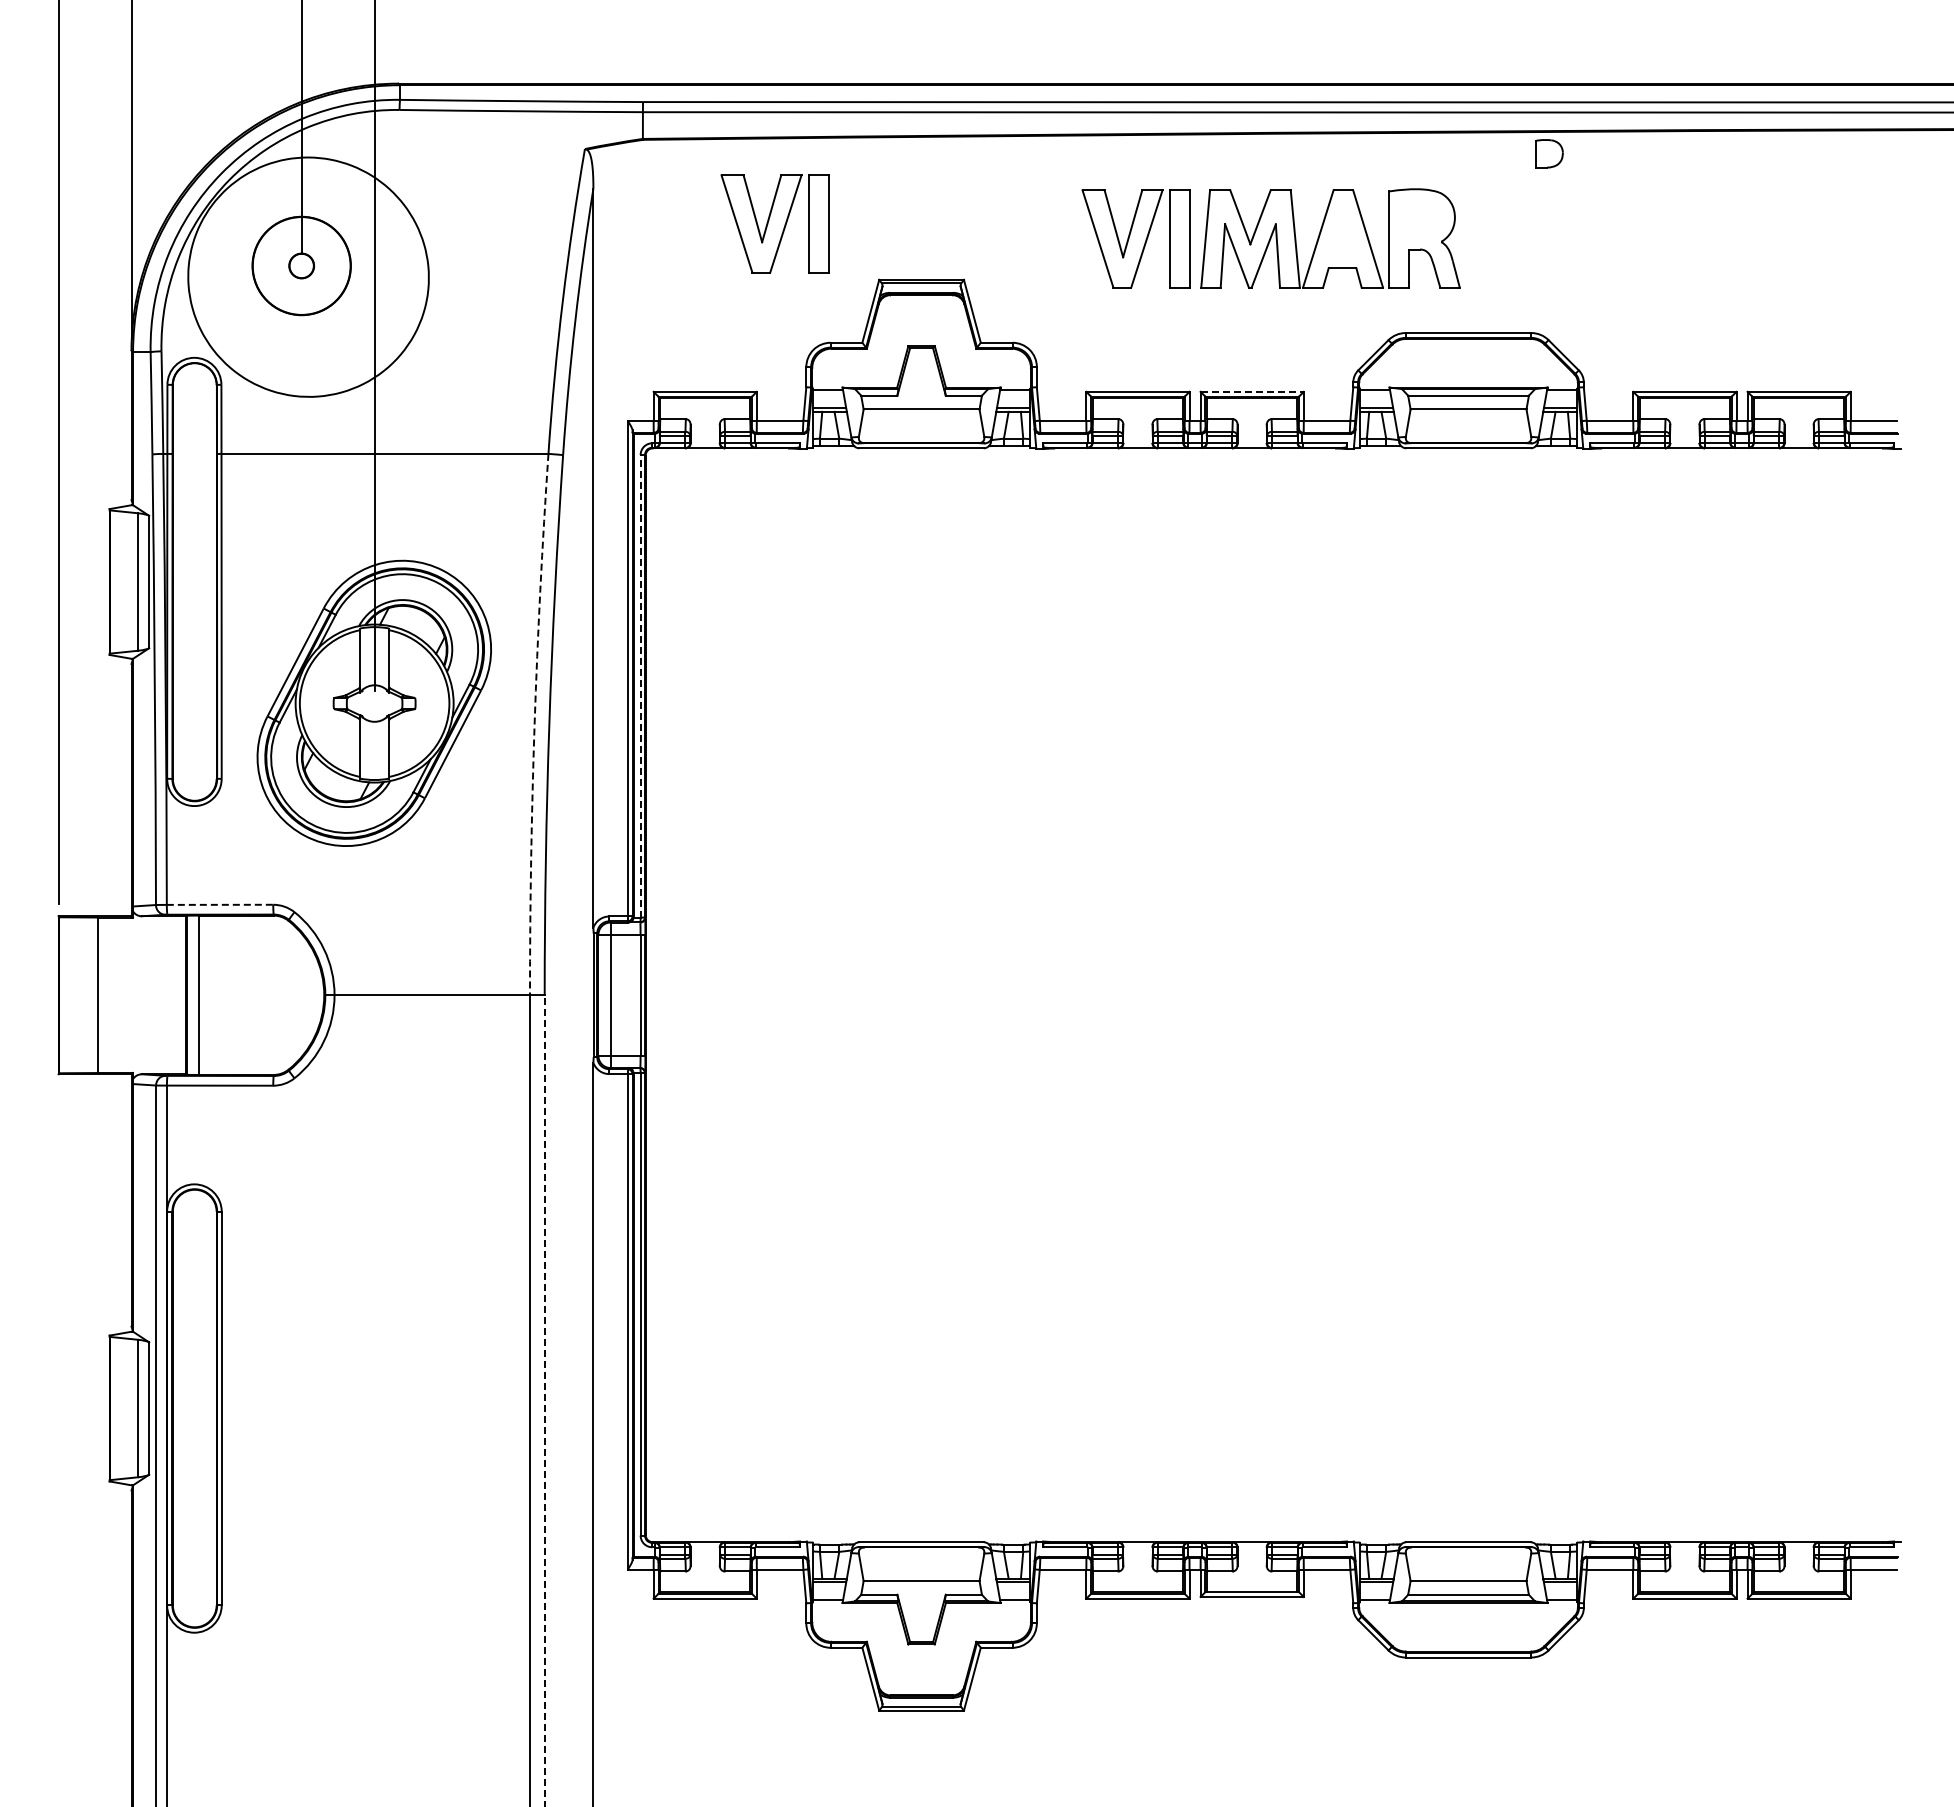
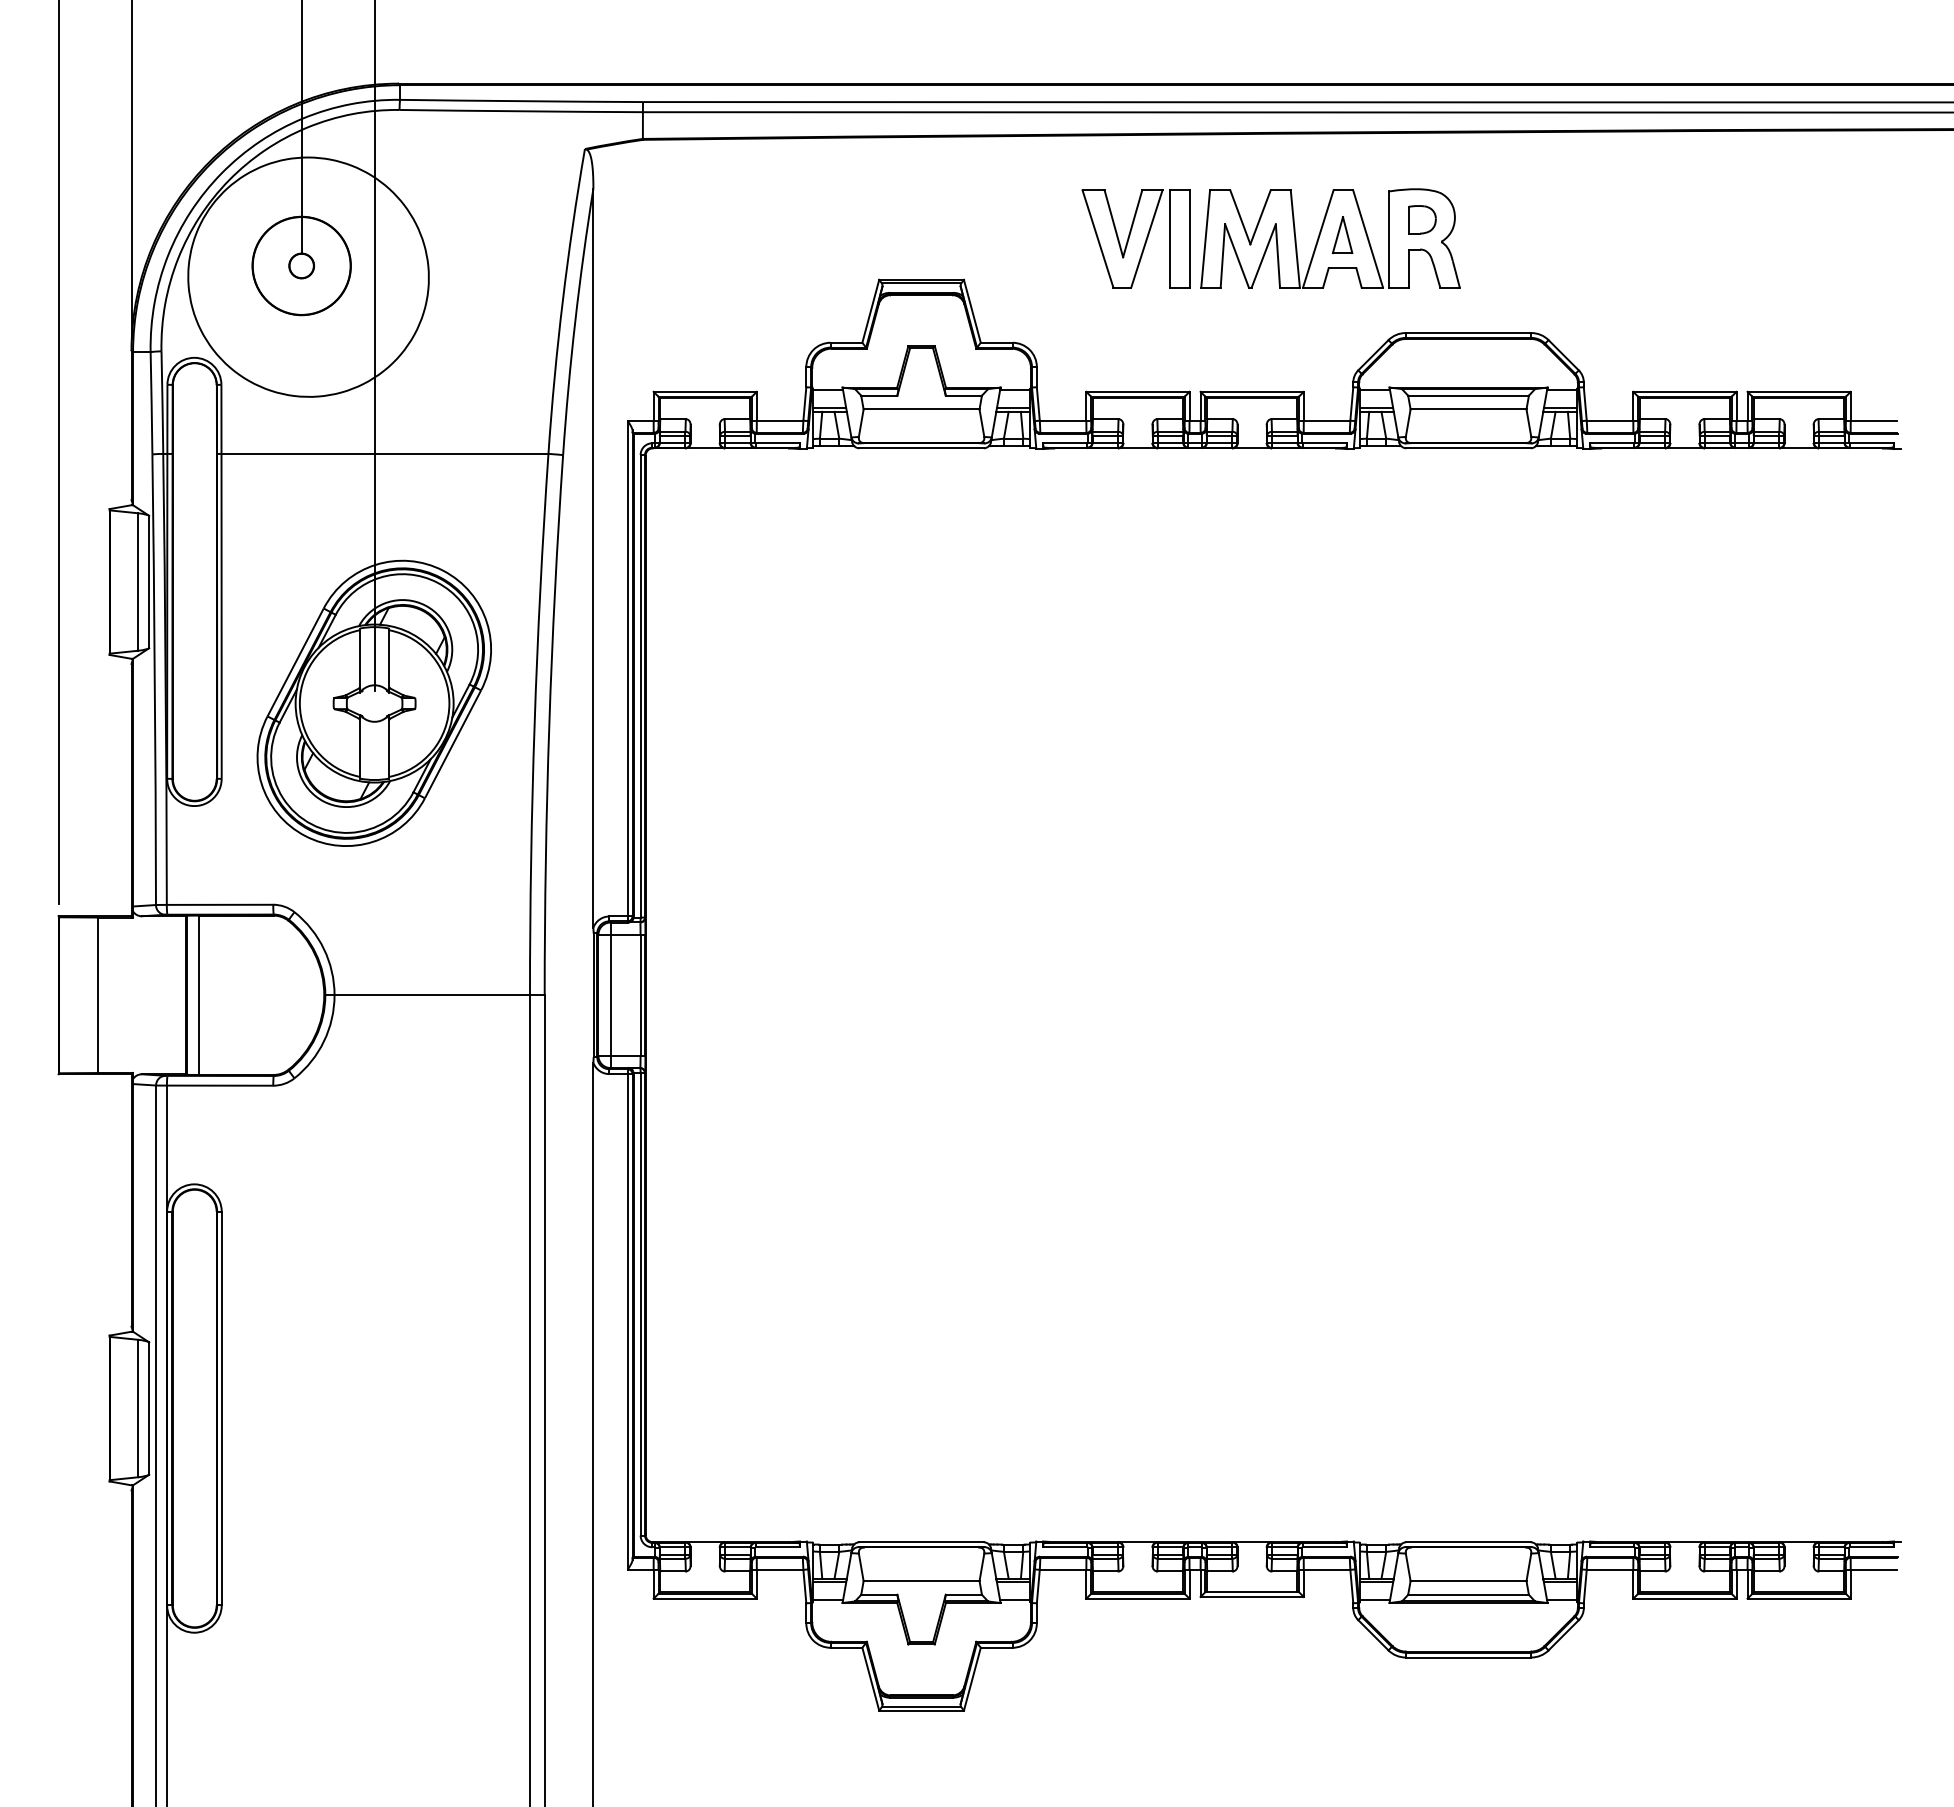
part position: (1549, 153) -> (1422, 219) (1422, 219)
part: present -> none (774, 223)
part: none -> present (1342, 235)
line: dashed -> solid (1252, 391)
line: dashed -> solid (640, 685)
arc: dashed -> solid (534, 724)
line: dashed -> solid (220, 904)
line: dashed -> solid (544, 1400)
